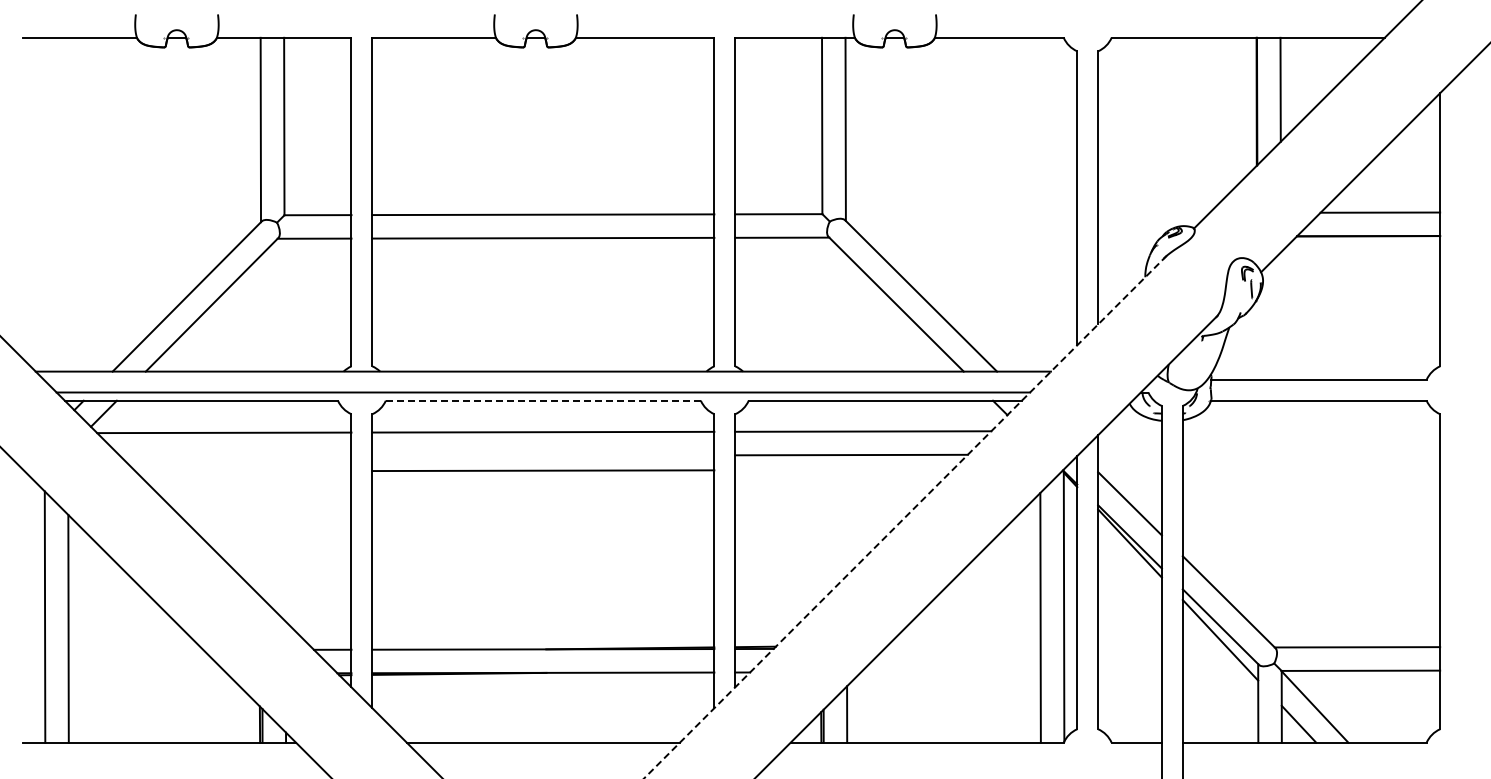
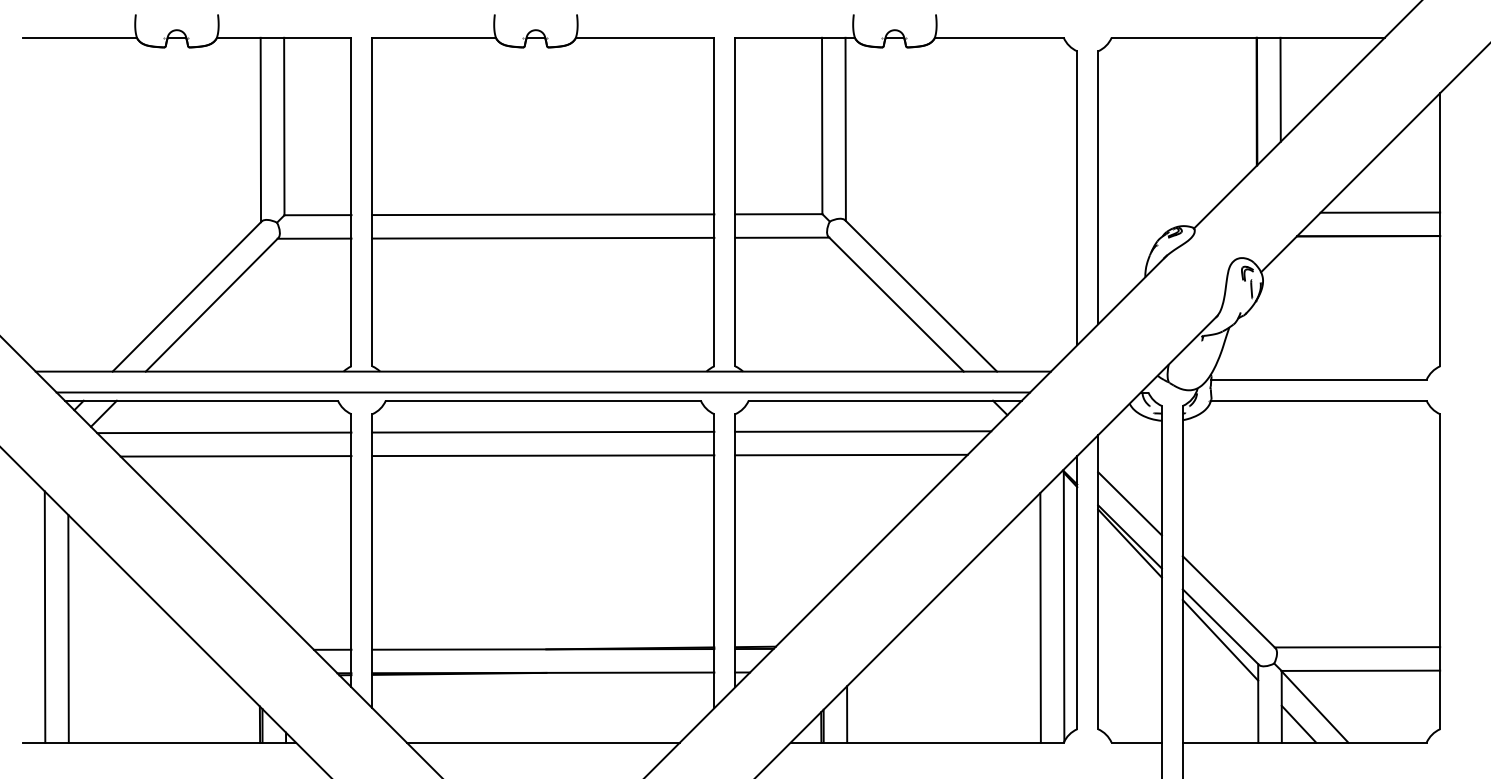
line: dashed -> solid (543, 400)
line: none -> present (235, 456)
line position: (543, 470) -> (543, 455) (543, 455)
line: dashed -> solid (905, 517)
